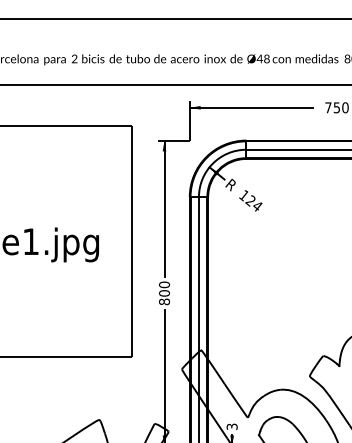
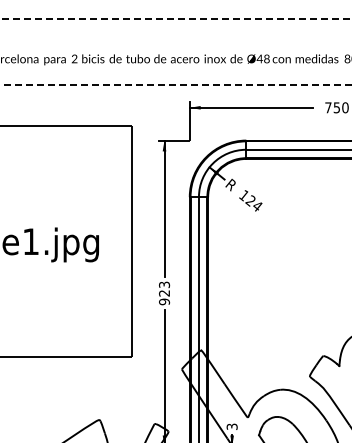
line: solid -> dashed (176, 18)
line: solid -> dashed (175, 85)
text: 800 -> 923 (164, 293)
